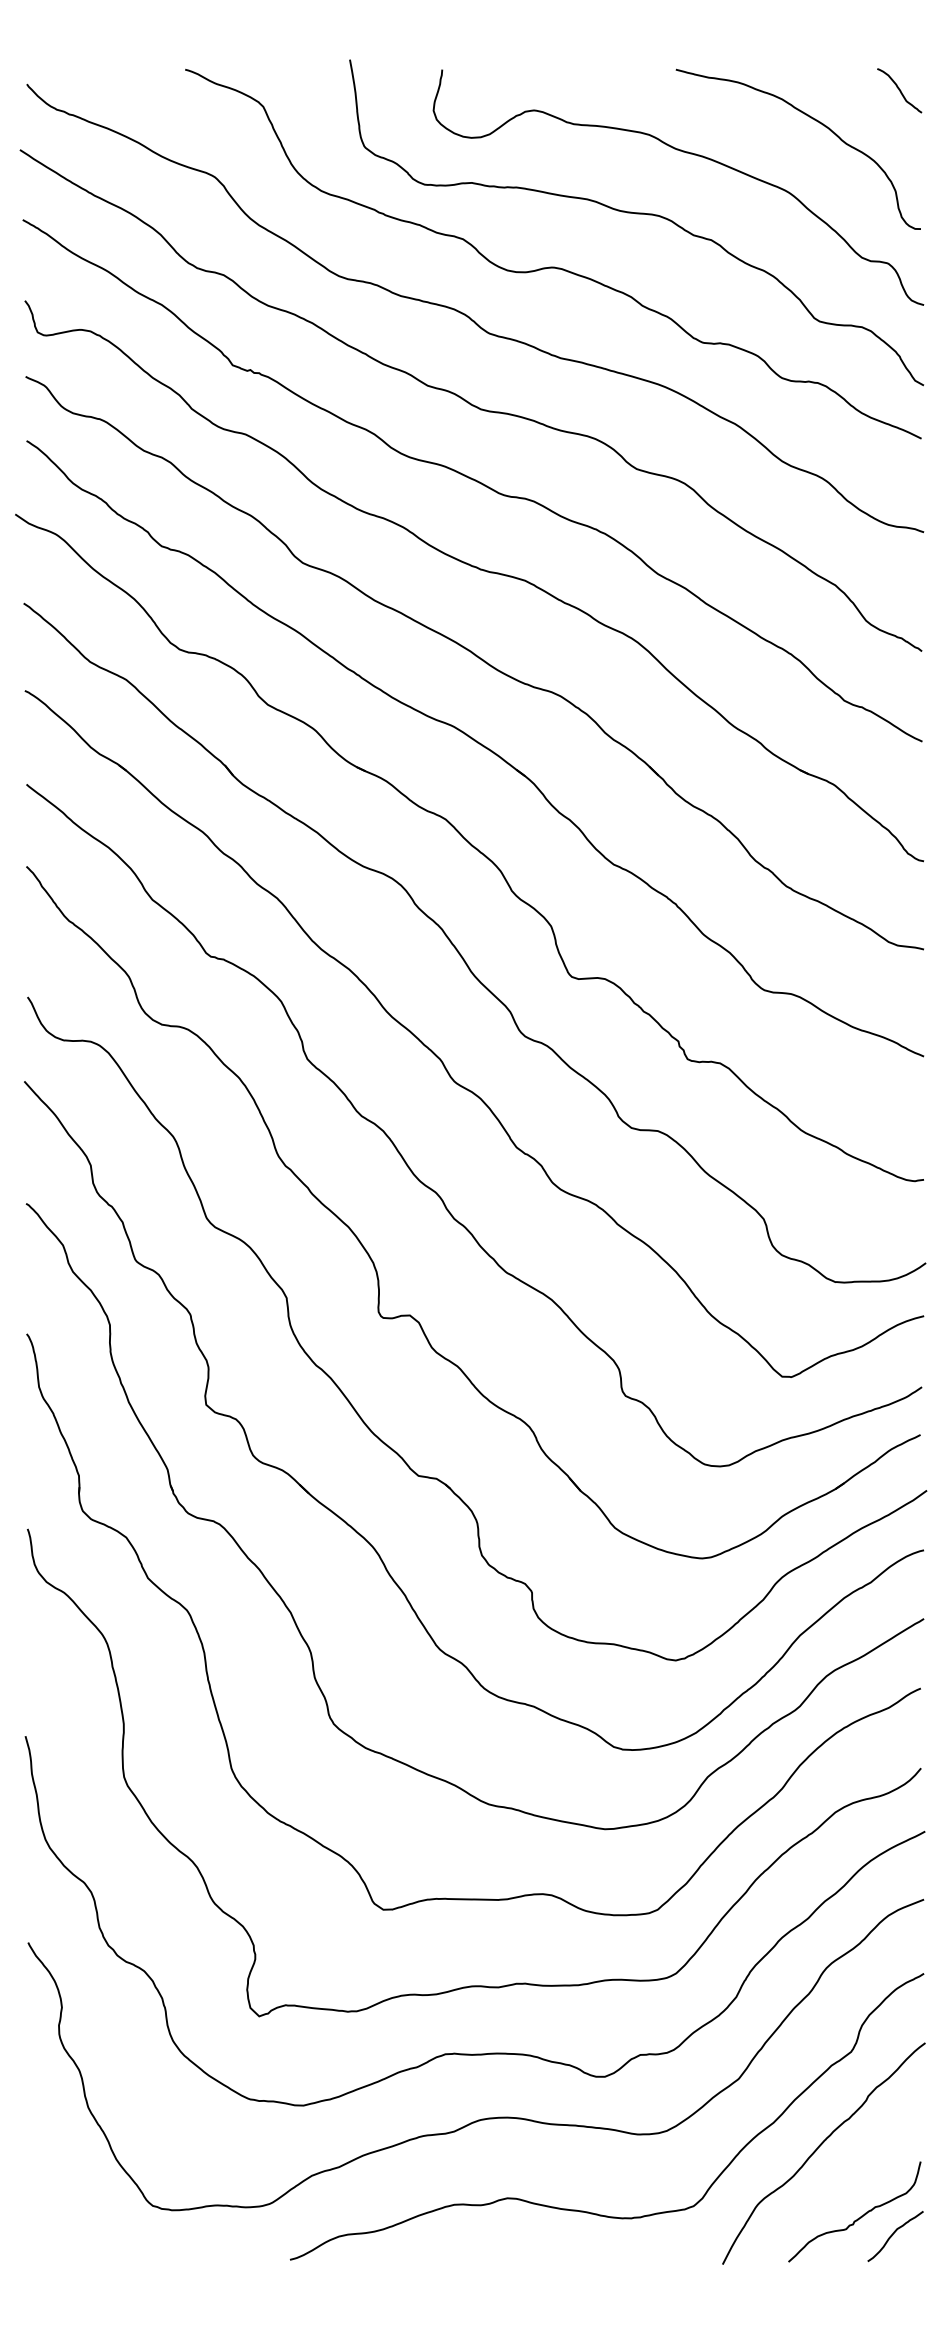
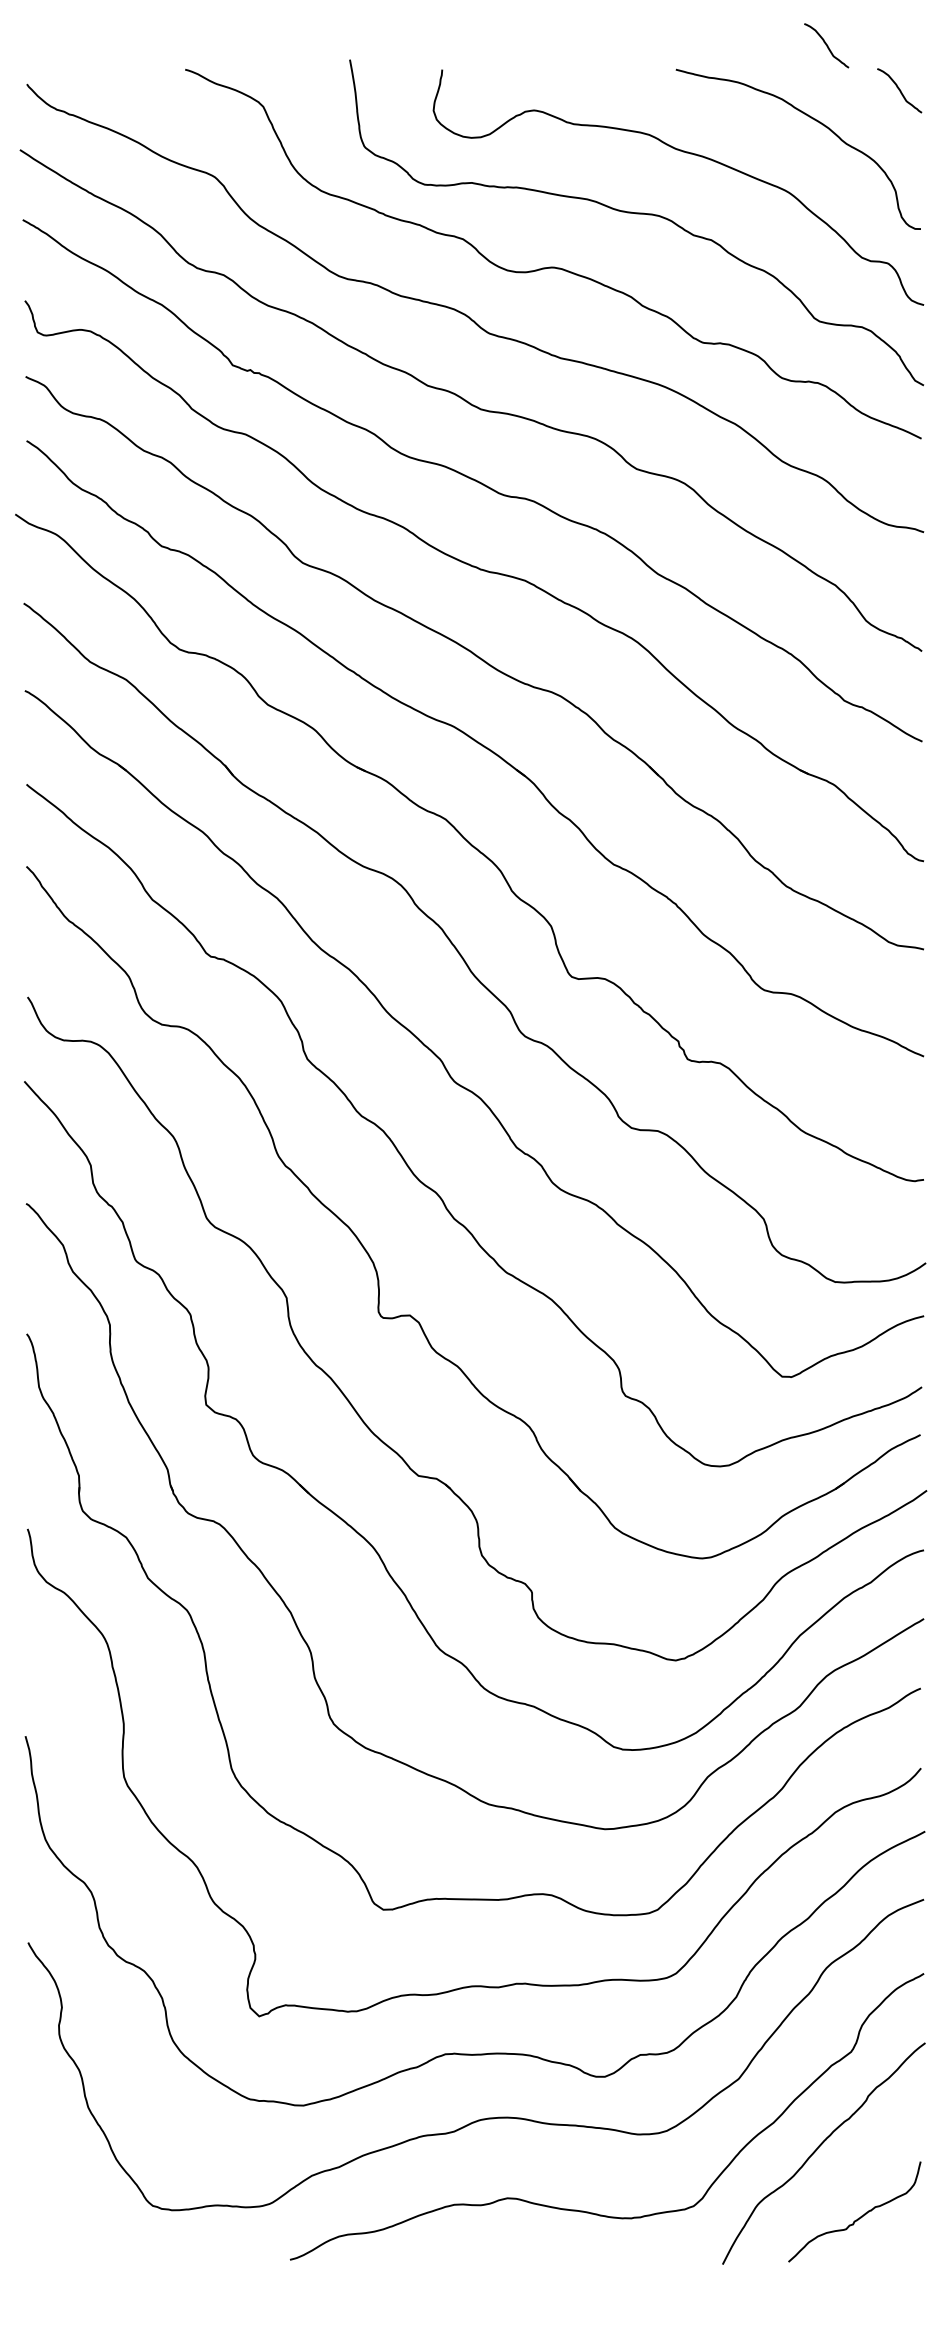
curve: none -> present (826, 45)
curve: present -> none (893, 2234)
